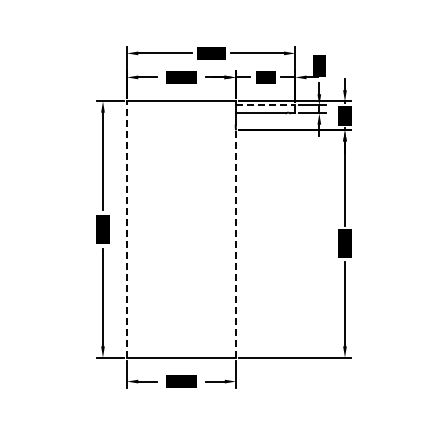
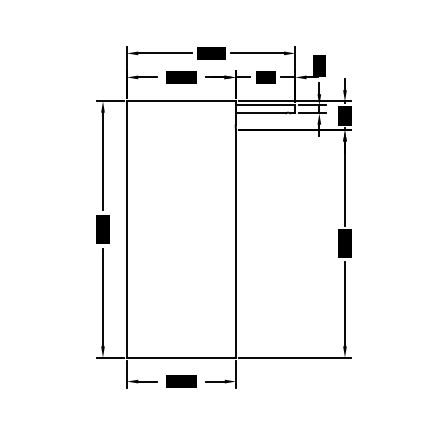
line: dashed -> solid (265, 105)
line: dashed -> solid (127, 229)
line: dashed -> solid (236, 243)
